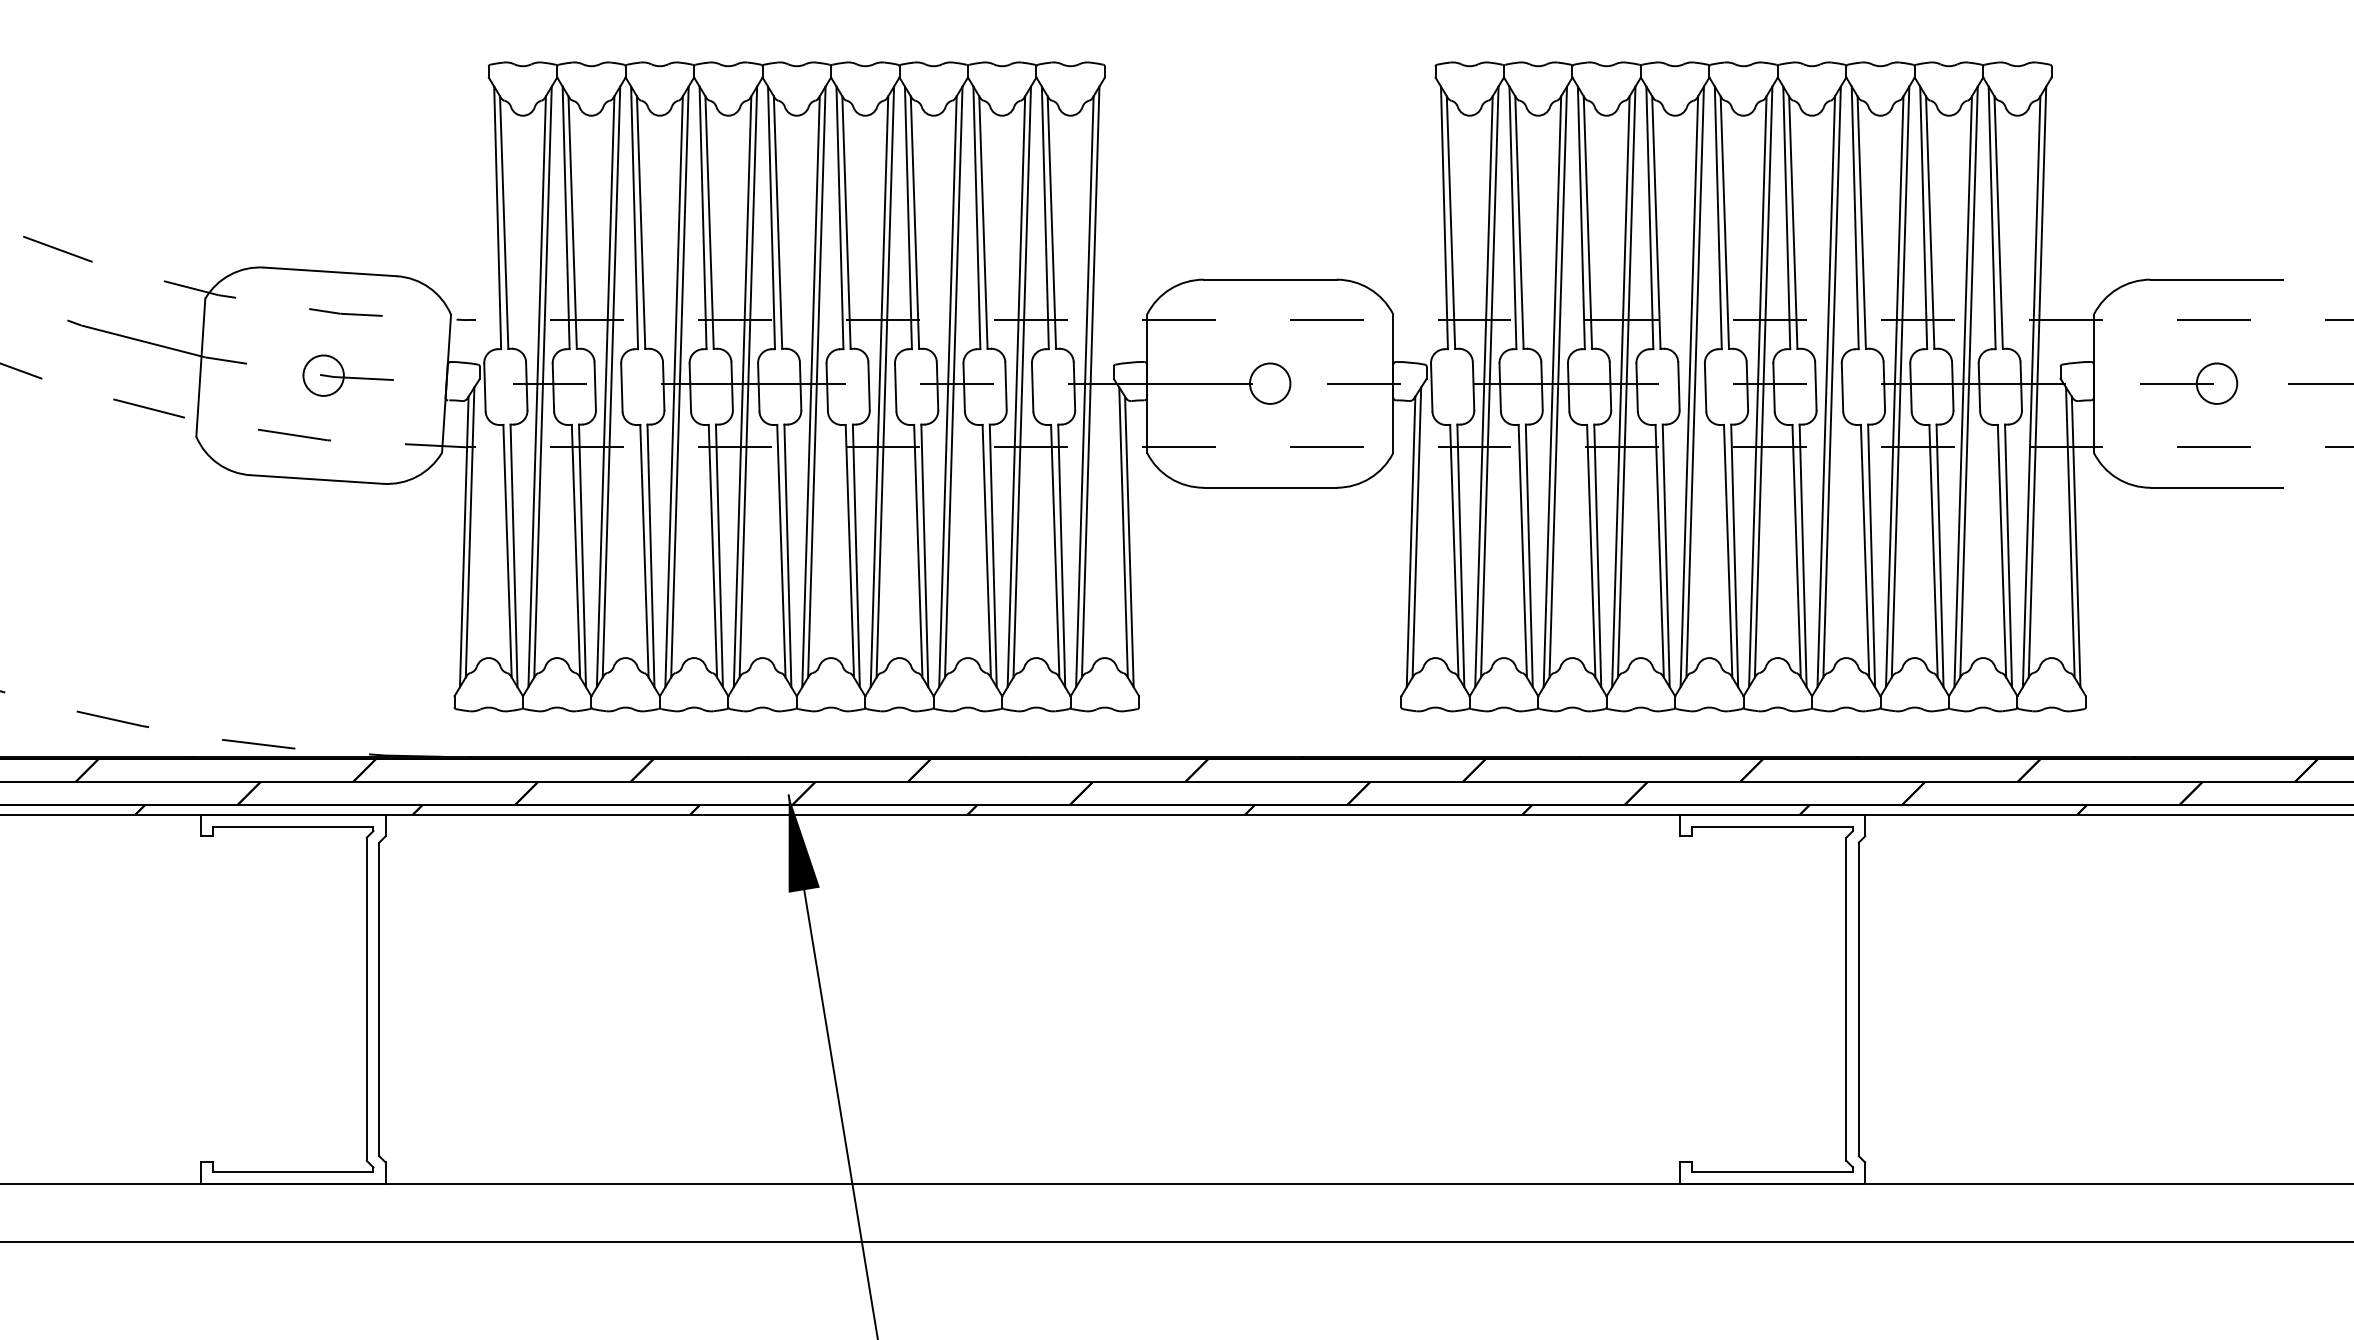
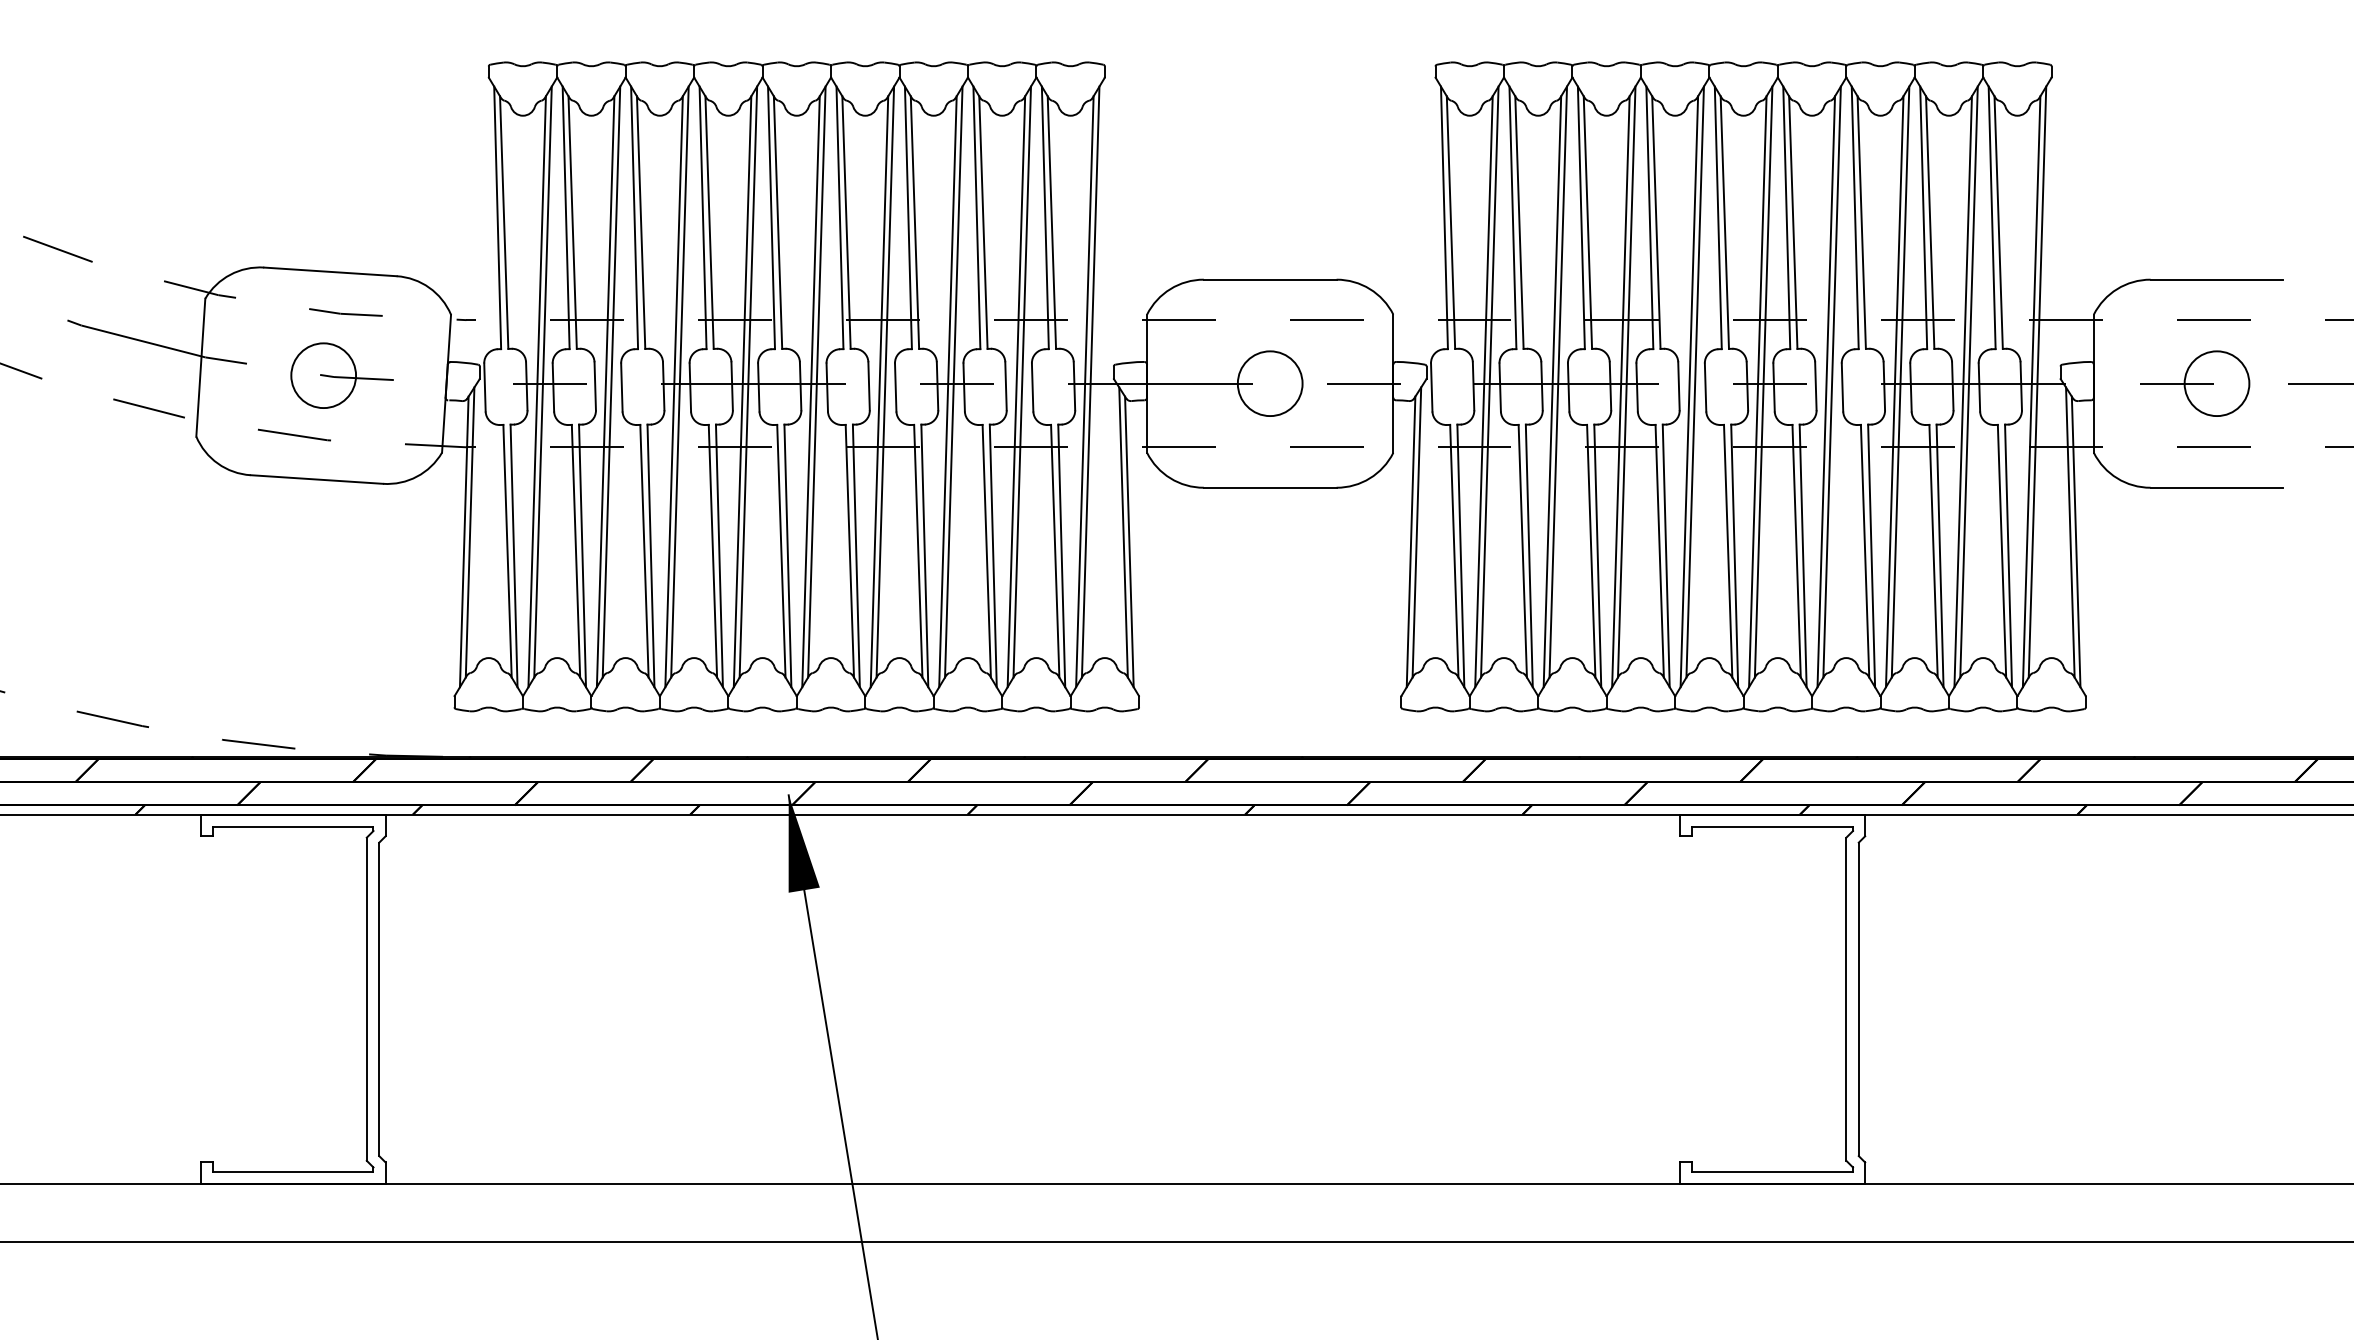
circle diameter: 40 px -> 65 px (323, 375)
circle diameter: 40 px -> 65 px (1269, 383)
circle diameter: 40 px -> 65 px (2216, 383)
